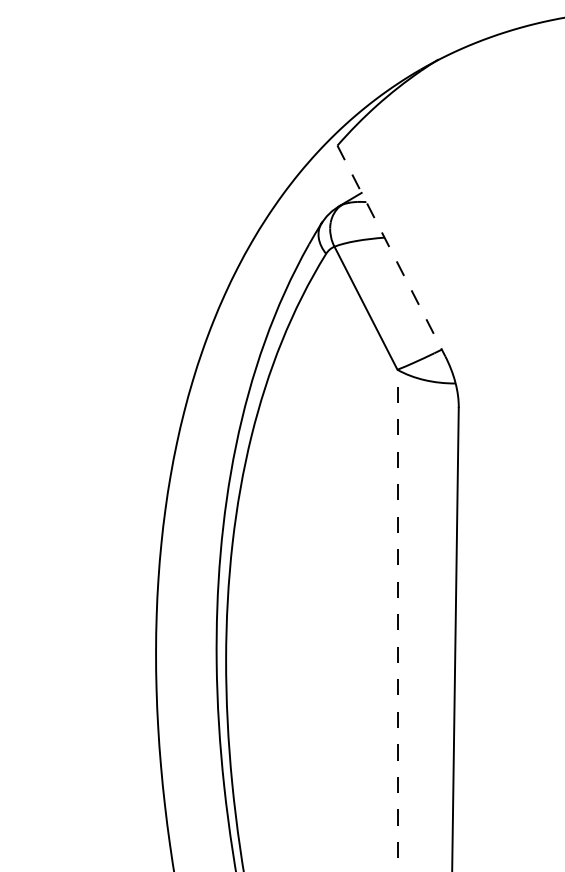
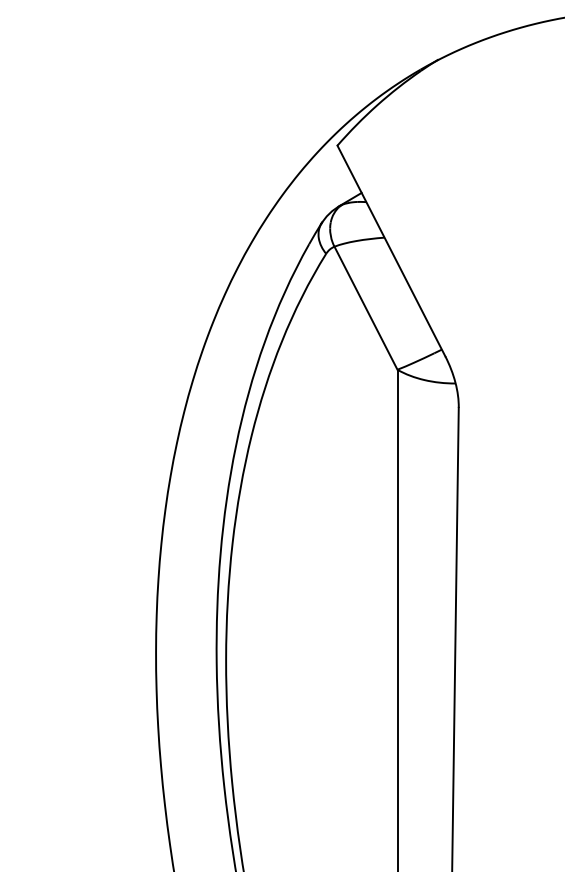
line: dashed -> solid (391, 251)
line: dashed -> solid (397, 620)
